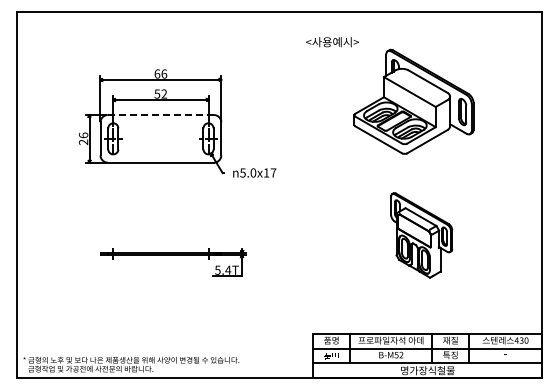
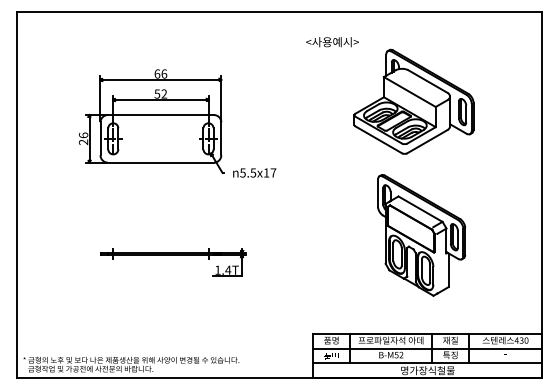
line: dashed -> solid (160, 115)
text: 5.0x17 -> 5.5x17 (253, 172)
part size: 64x87 px -> 90x123 px (421, 235)
text: 5.4T -> 1.4T (217, 269)
